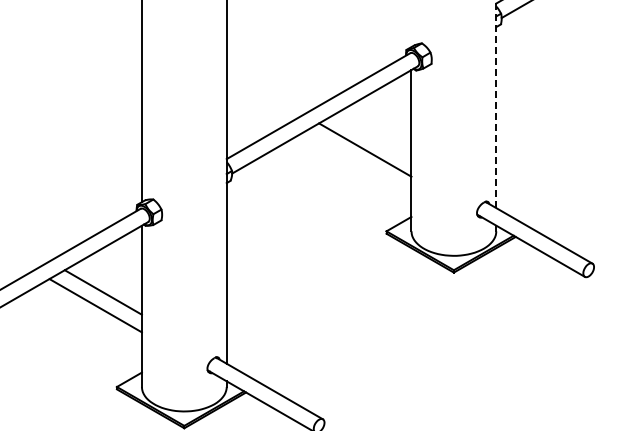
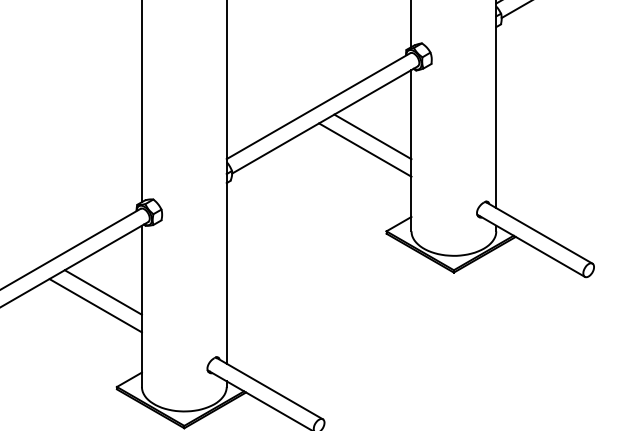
line: none -> present (411, 24)
line: dashed -> solid (496, 104)
line: none -> present (372, 136)
